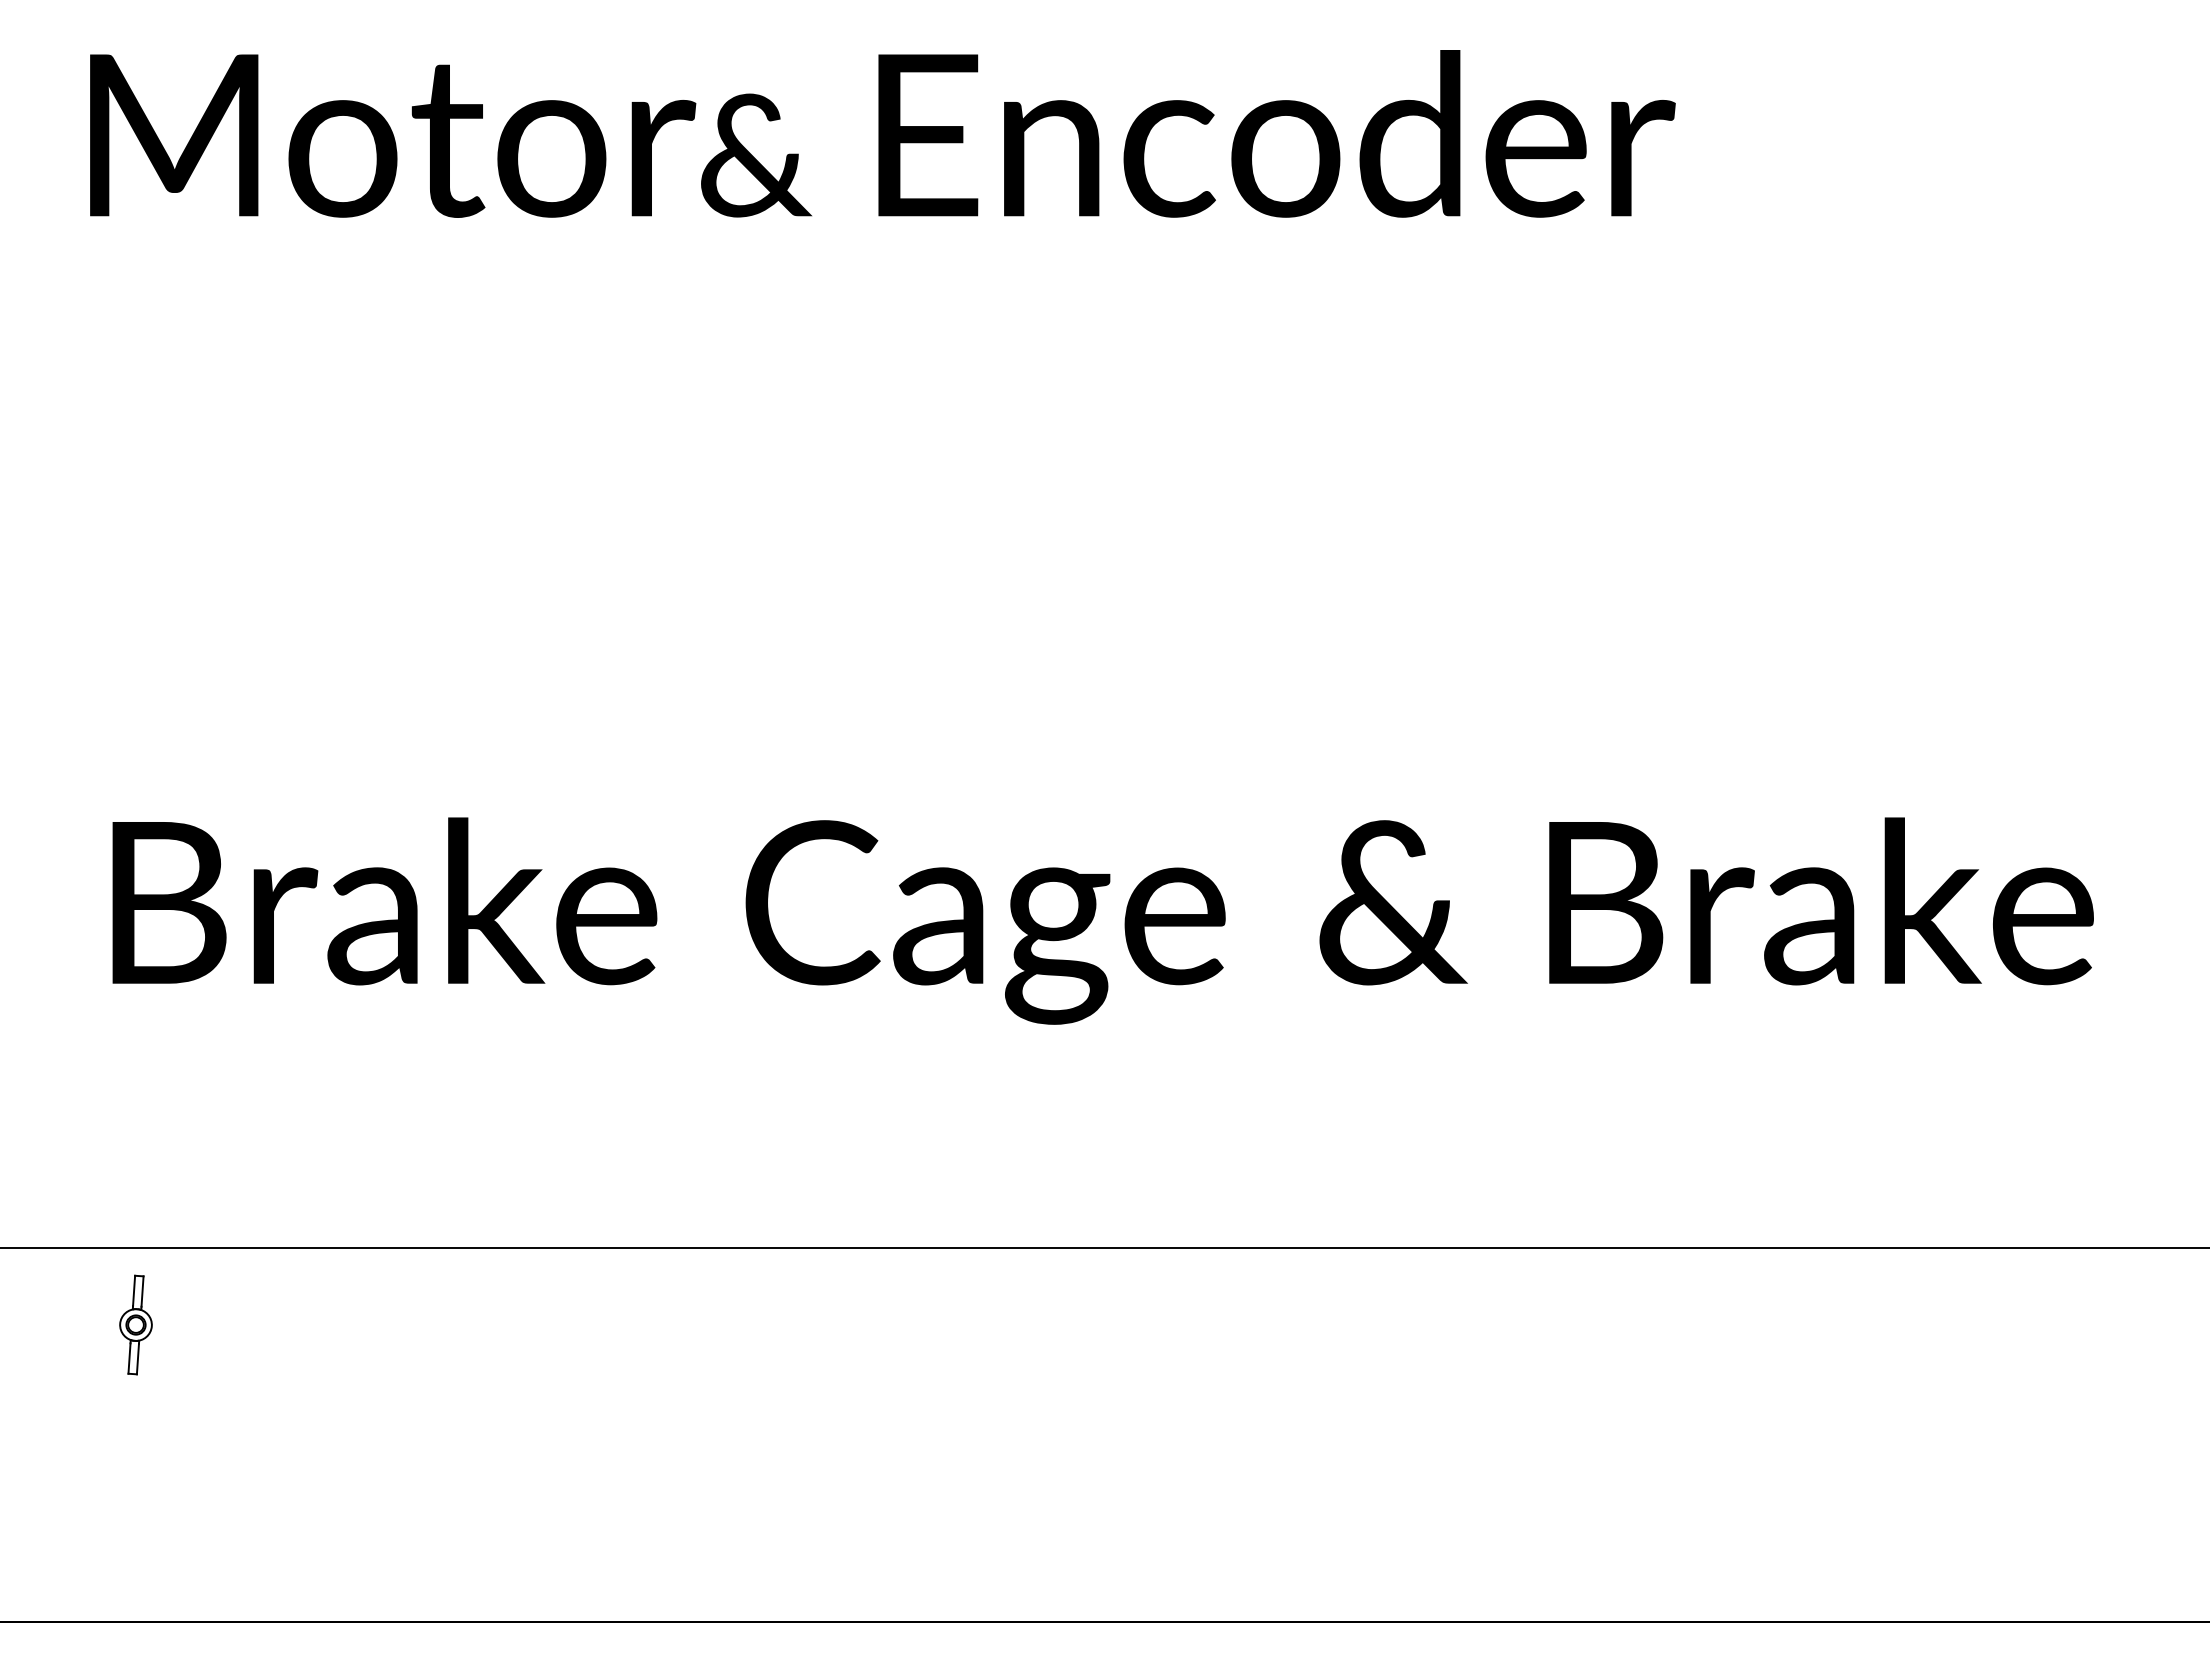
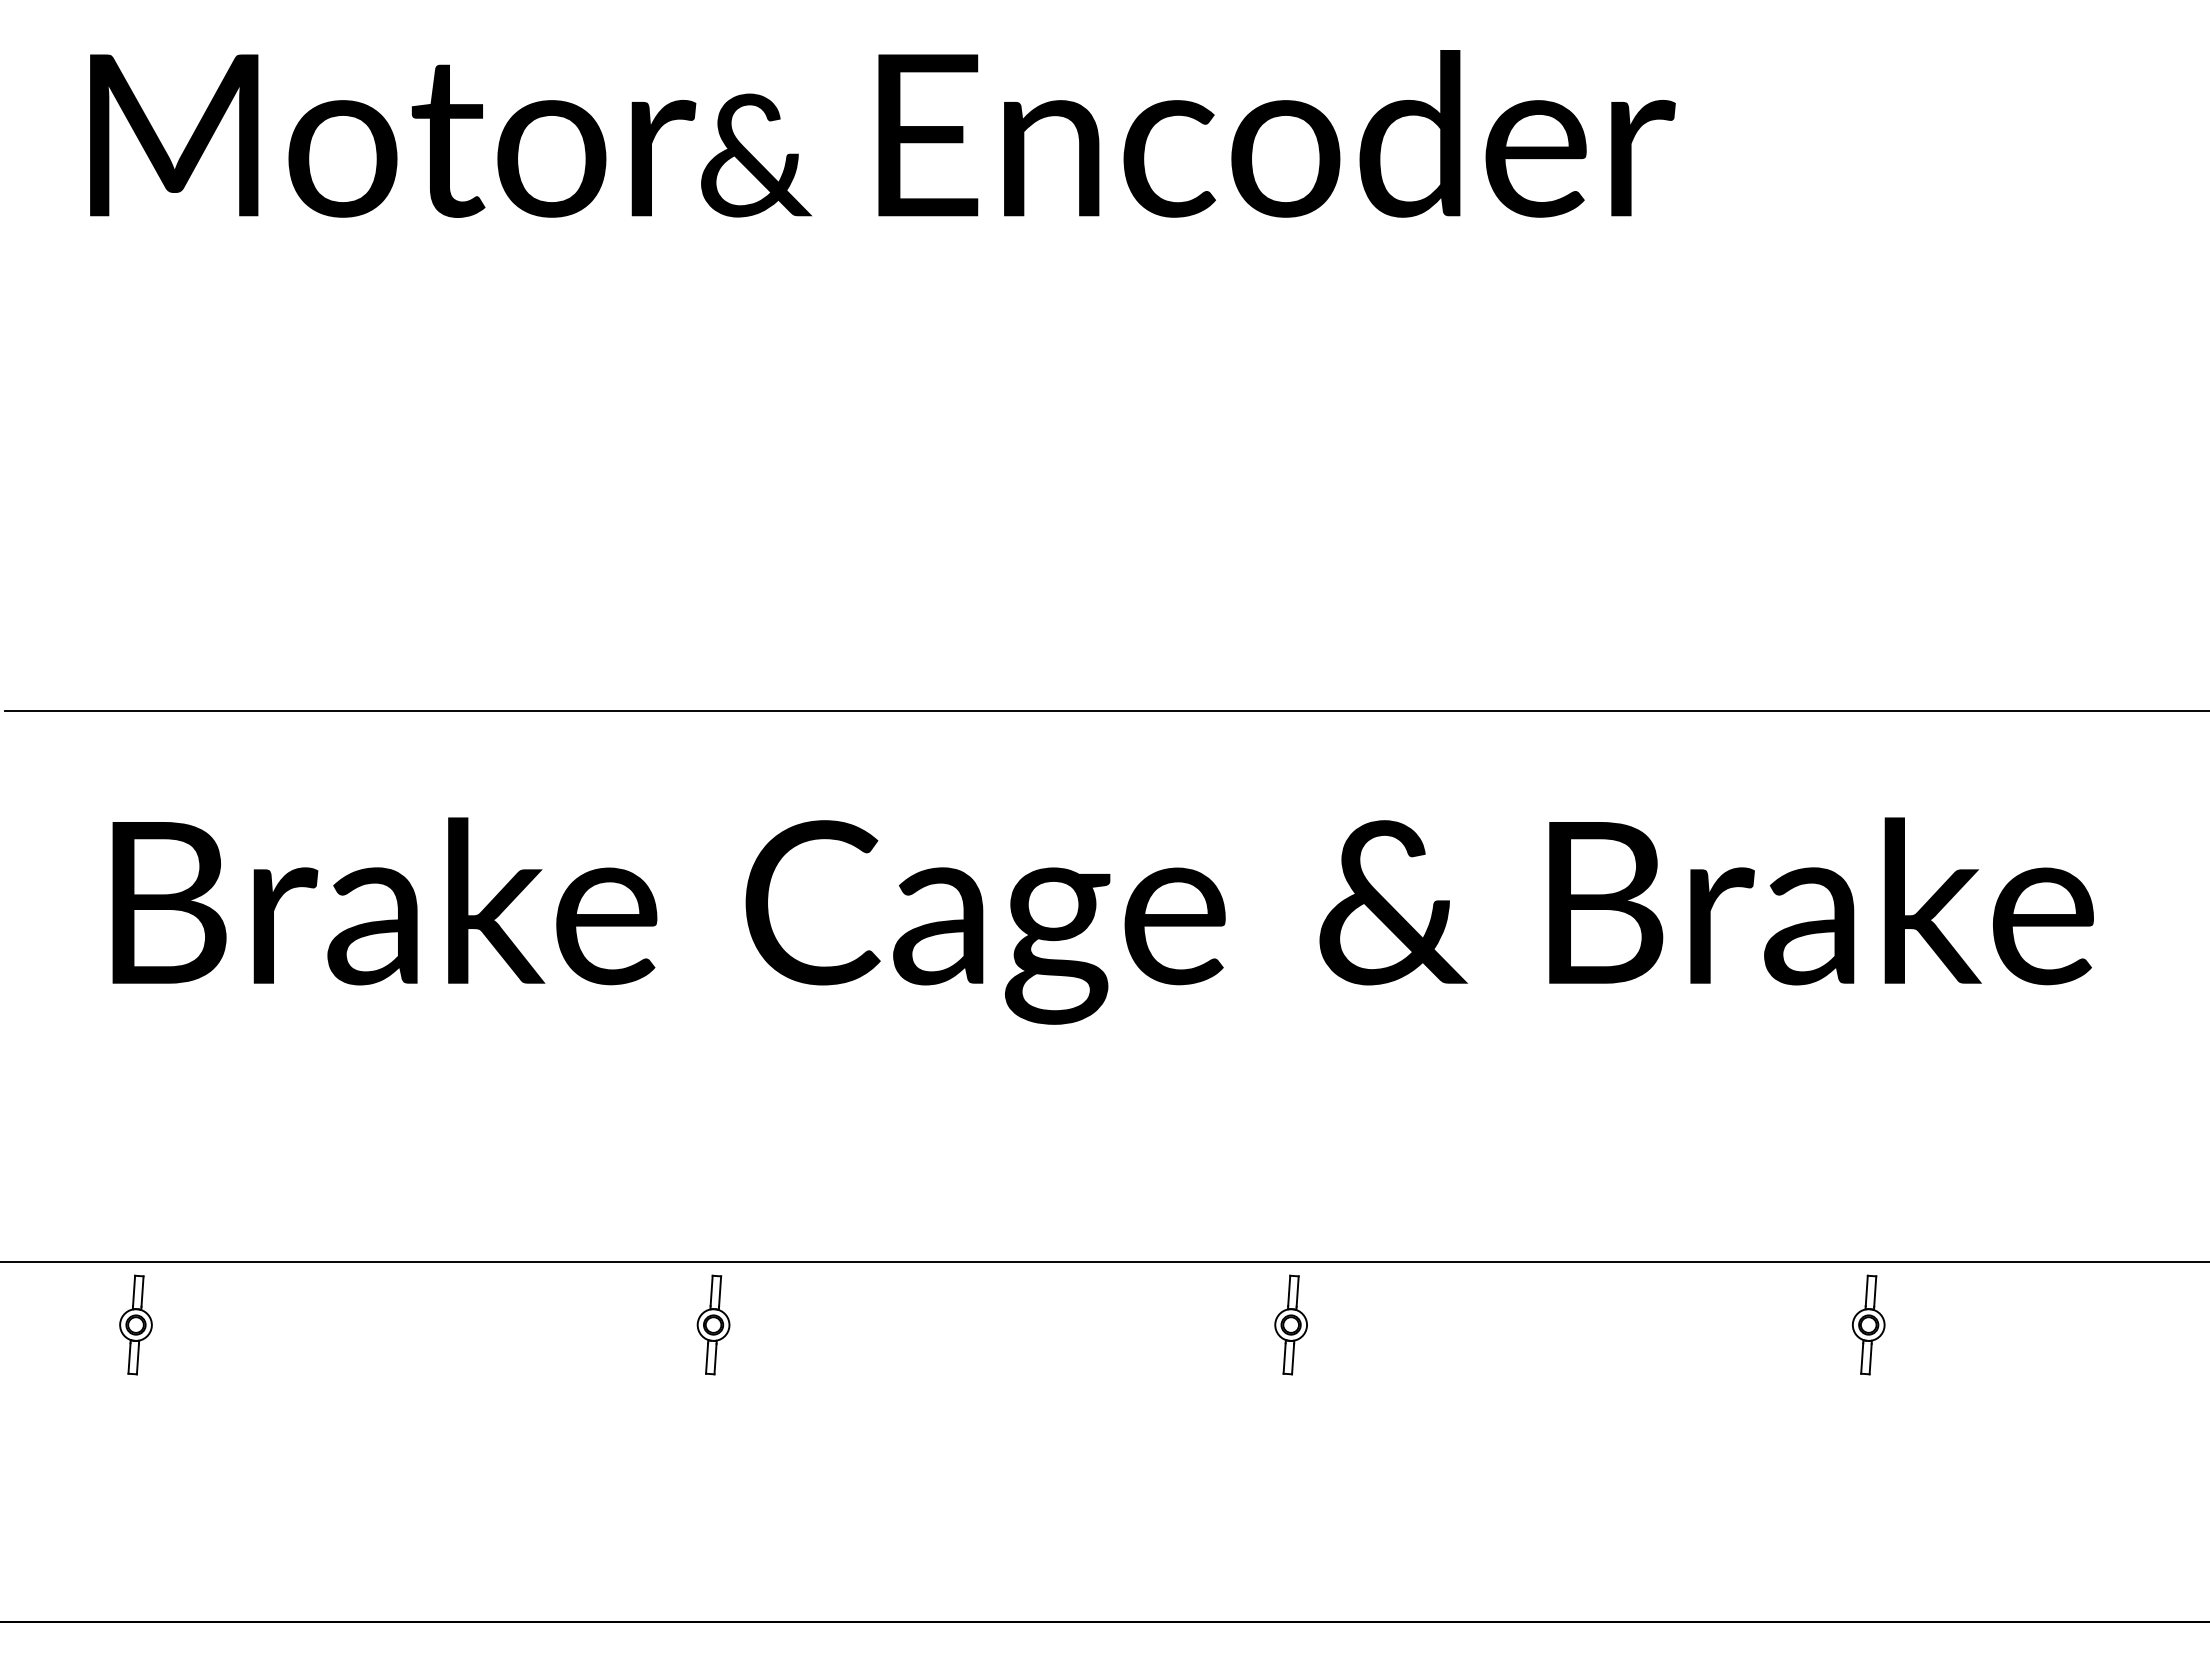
line: none -> present (1105, 710)
line position: (1104, 1248) -> (1104, 1262) (1104, 1262)
part: none -> present (713, 1324)
part: none -> present (1290, 1324)
part: none -> present (1868, 1324)
